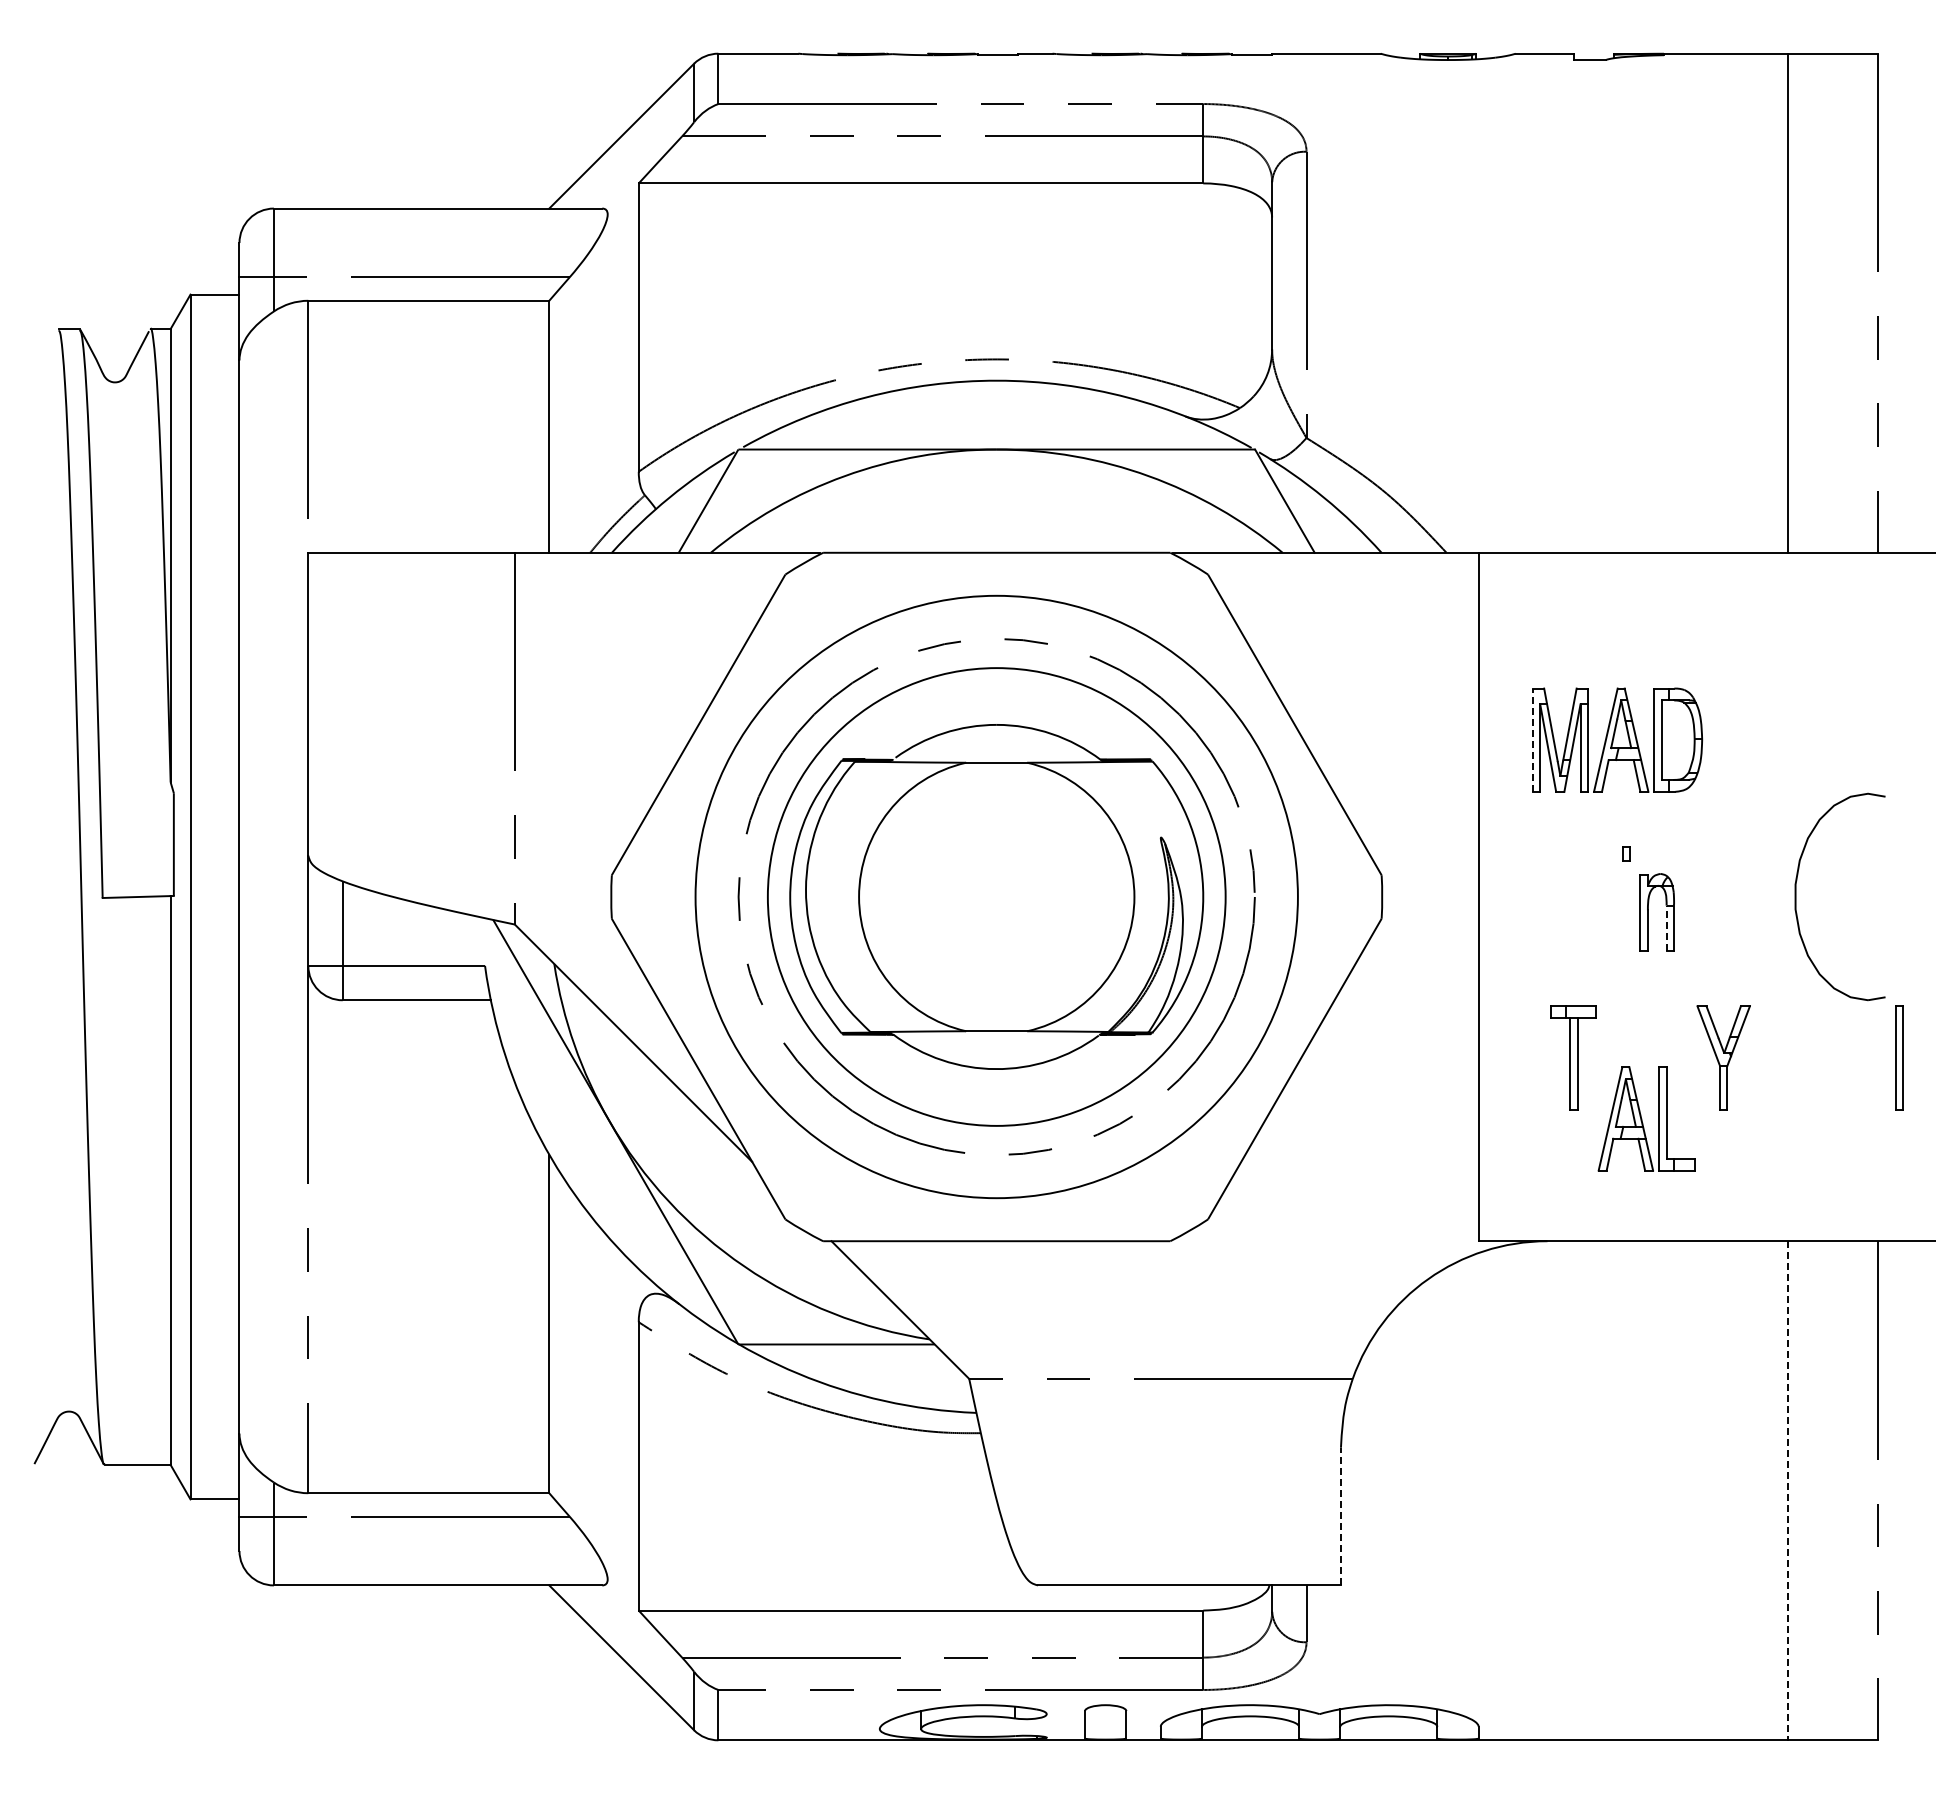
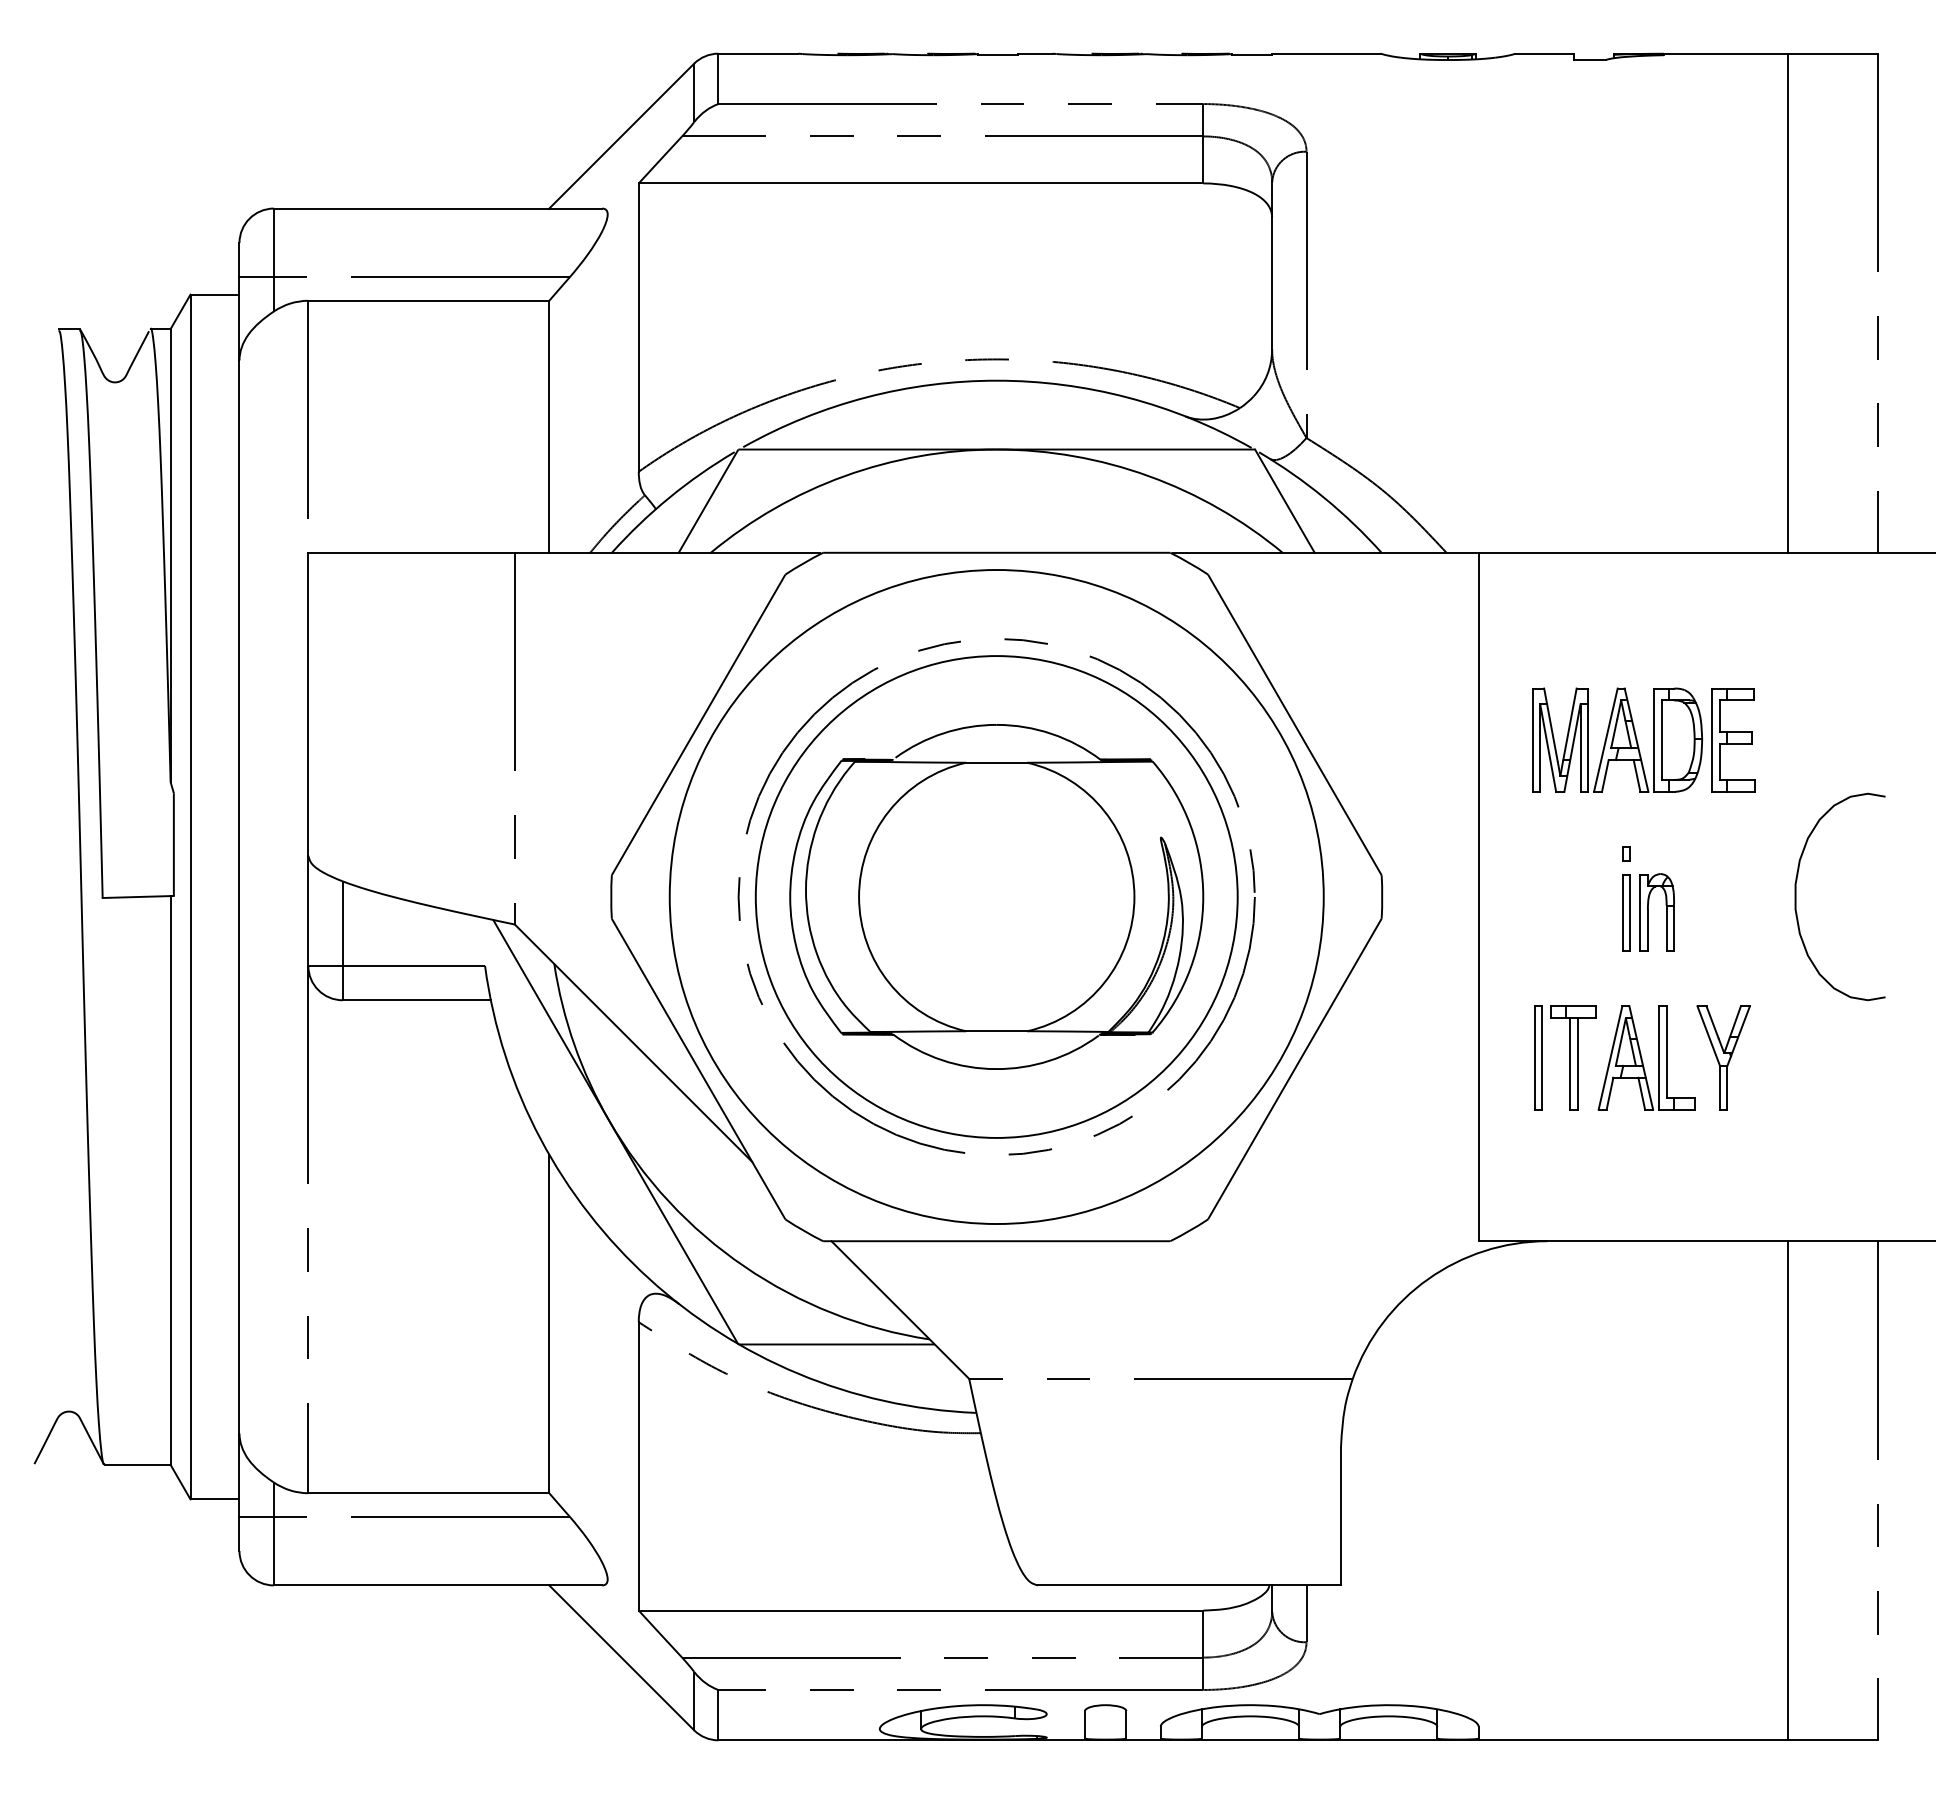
line: dashed -> solid (1532, 740)
part: none -> present (1733, 740)
circle diameter: 458 px -> 654 px (996, 897)
circle diameter: 602 px -> 482 px (996, 896)
part: none -> present (1626, 912)
line: dashed -> solid (1666, 928)
part position: (1899, 1057) -> (1538, 1057) (1538, 1057)
part position: (1646, 1118) -> (1646, 1057) (1646, 1057)
line: dashed -> solid (1788, 1490)
line: dashed -> solid (1340, 1516)
